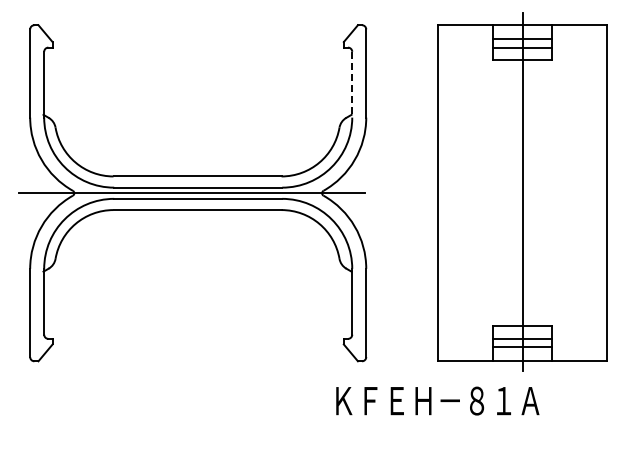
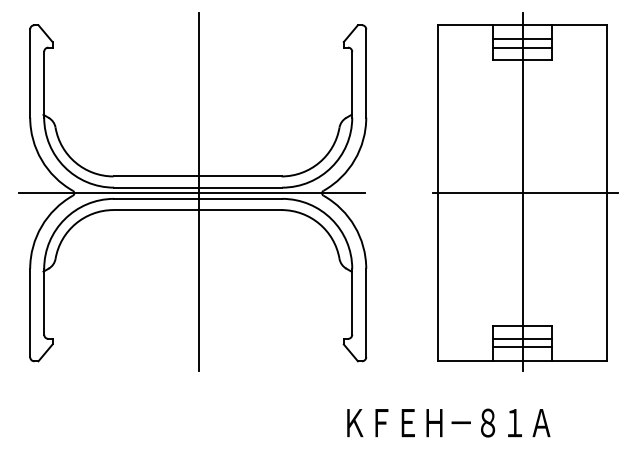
line: dashed -> solid (352, 84)
line: none -> present (198, 192)
line: none -> present (524, 193)
text position: (437, 400) -> (448, 422) (448, 422)
